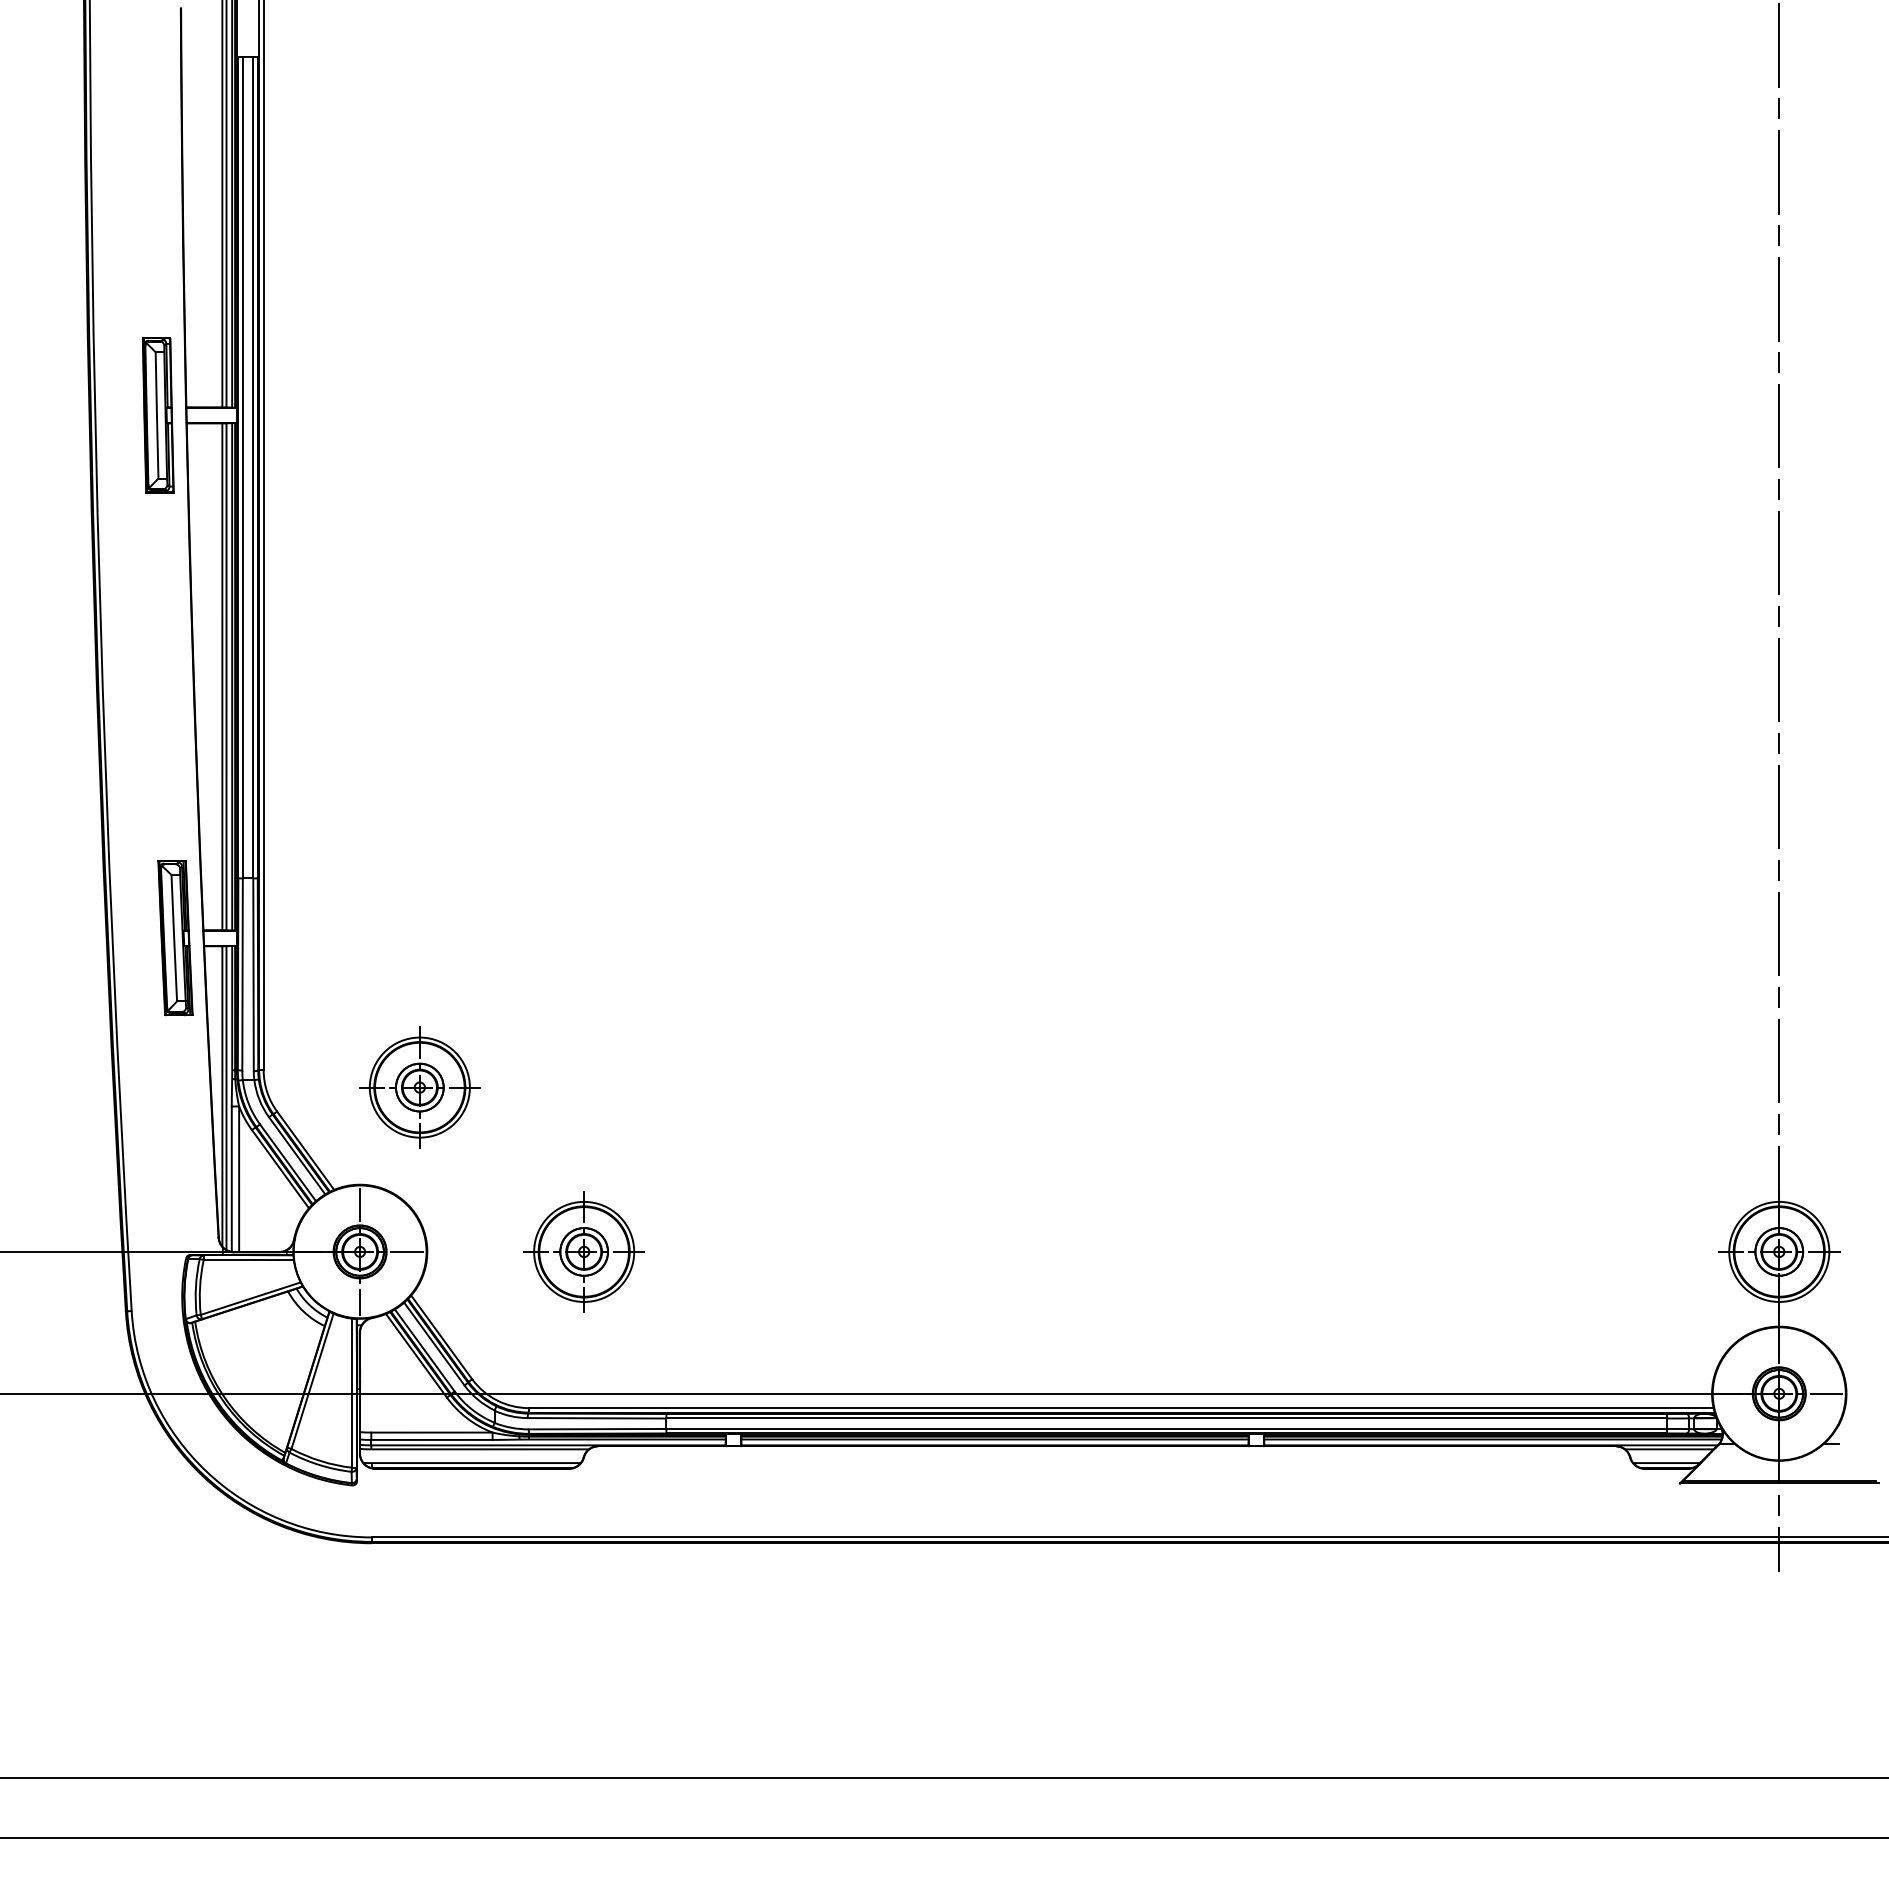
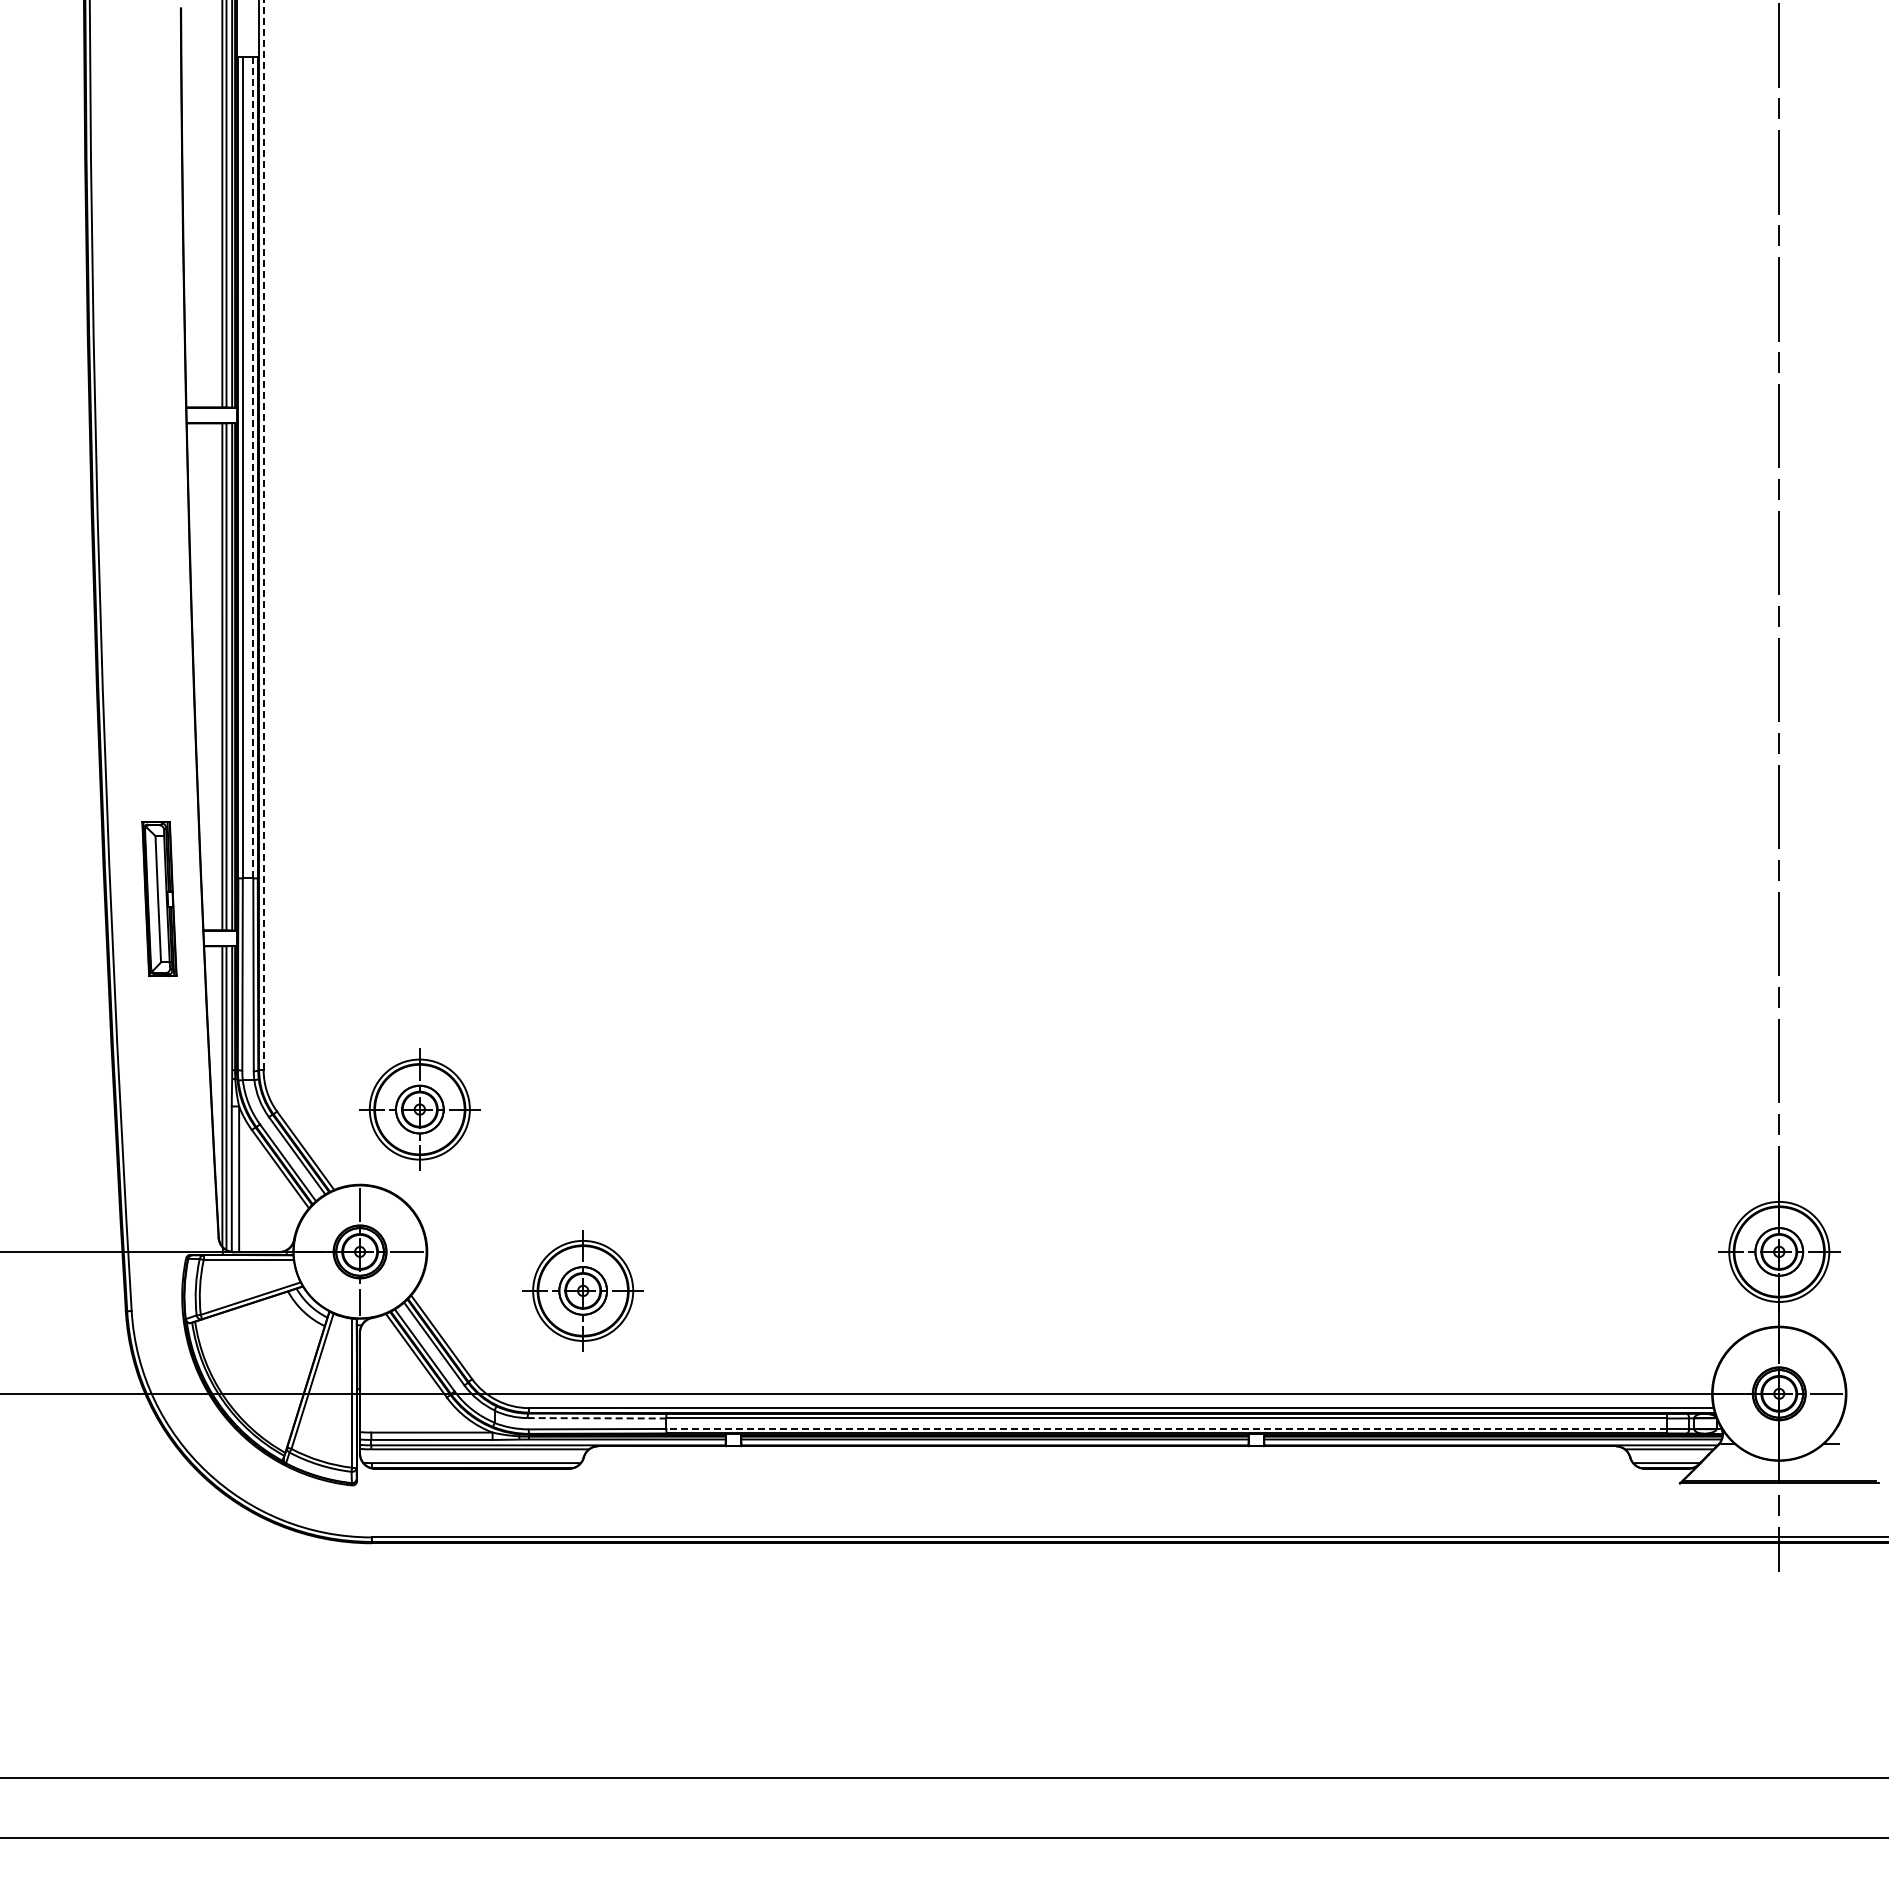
part: present -> none (158, 415)
line: solid -> dashed (253, 467)
line: solid -> dashed (263, 535)
part position: (175, 938) -> (159, 899) (159, 899)
part position: (419, 1087) -> (419, 1109) (419, 1109)
part position: (583, 1251) -> (582, 1290) (582, 1290)
line: solid -> dashed (597, 1418)
line: solid -> dashed (1166, 1428)
